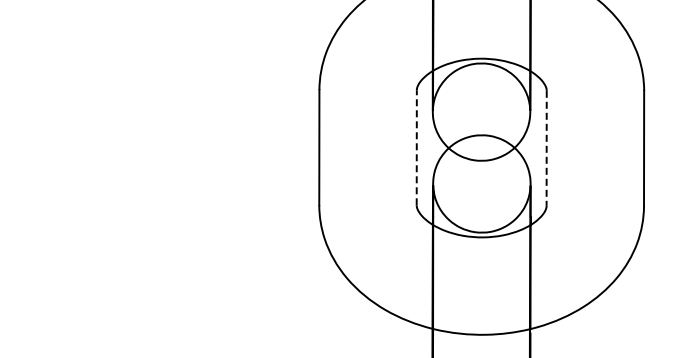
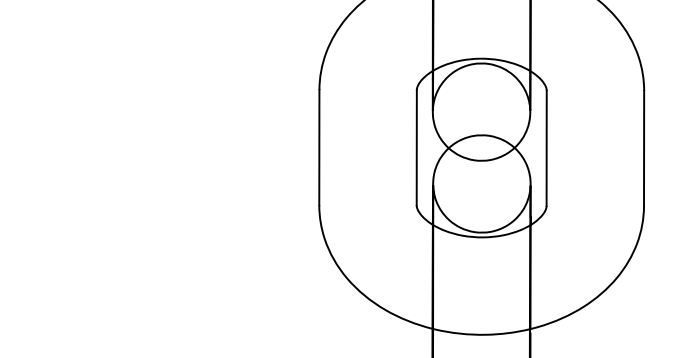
line: dashed -> solid (416, 147)
line: dashed -> solid (546, 148)
